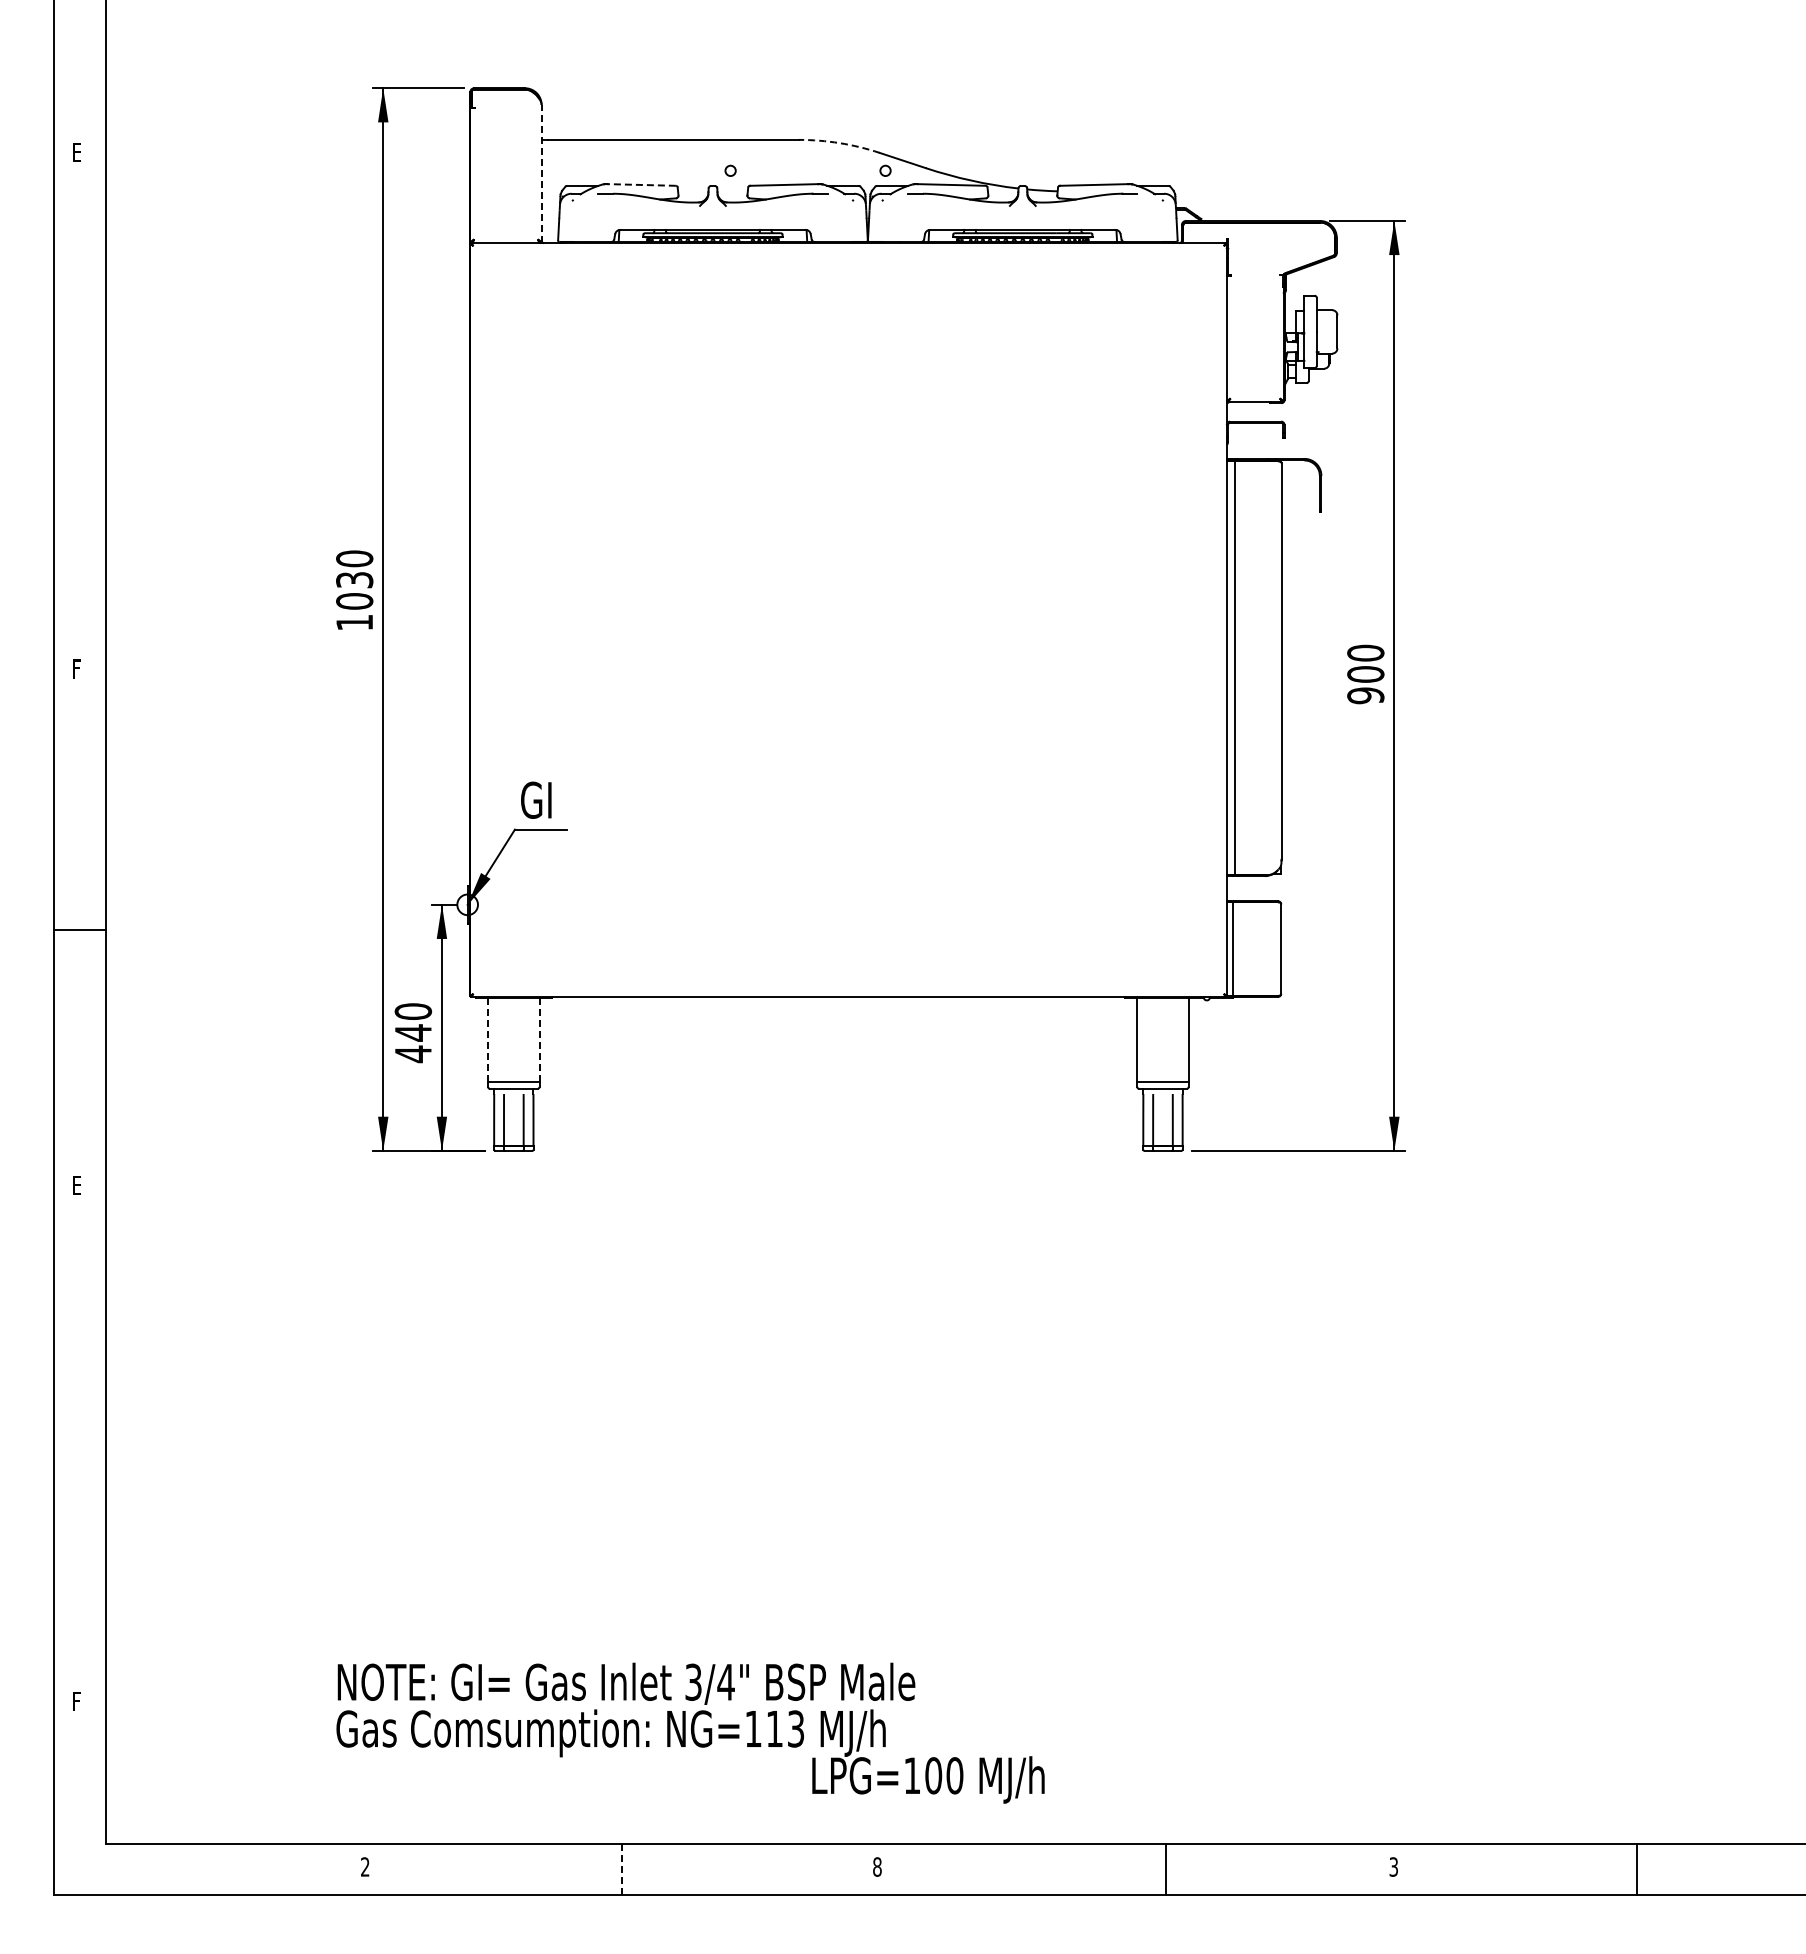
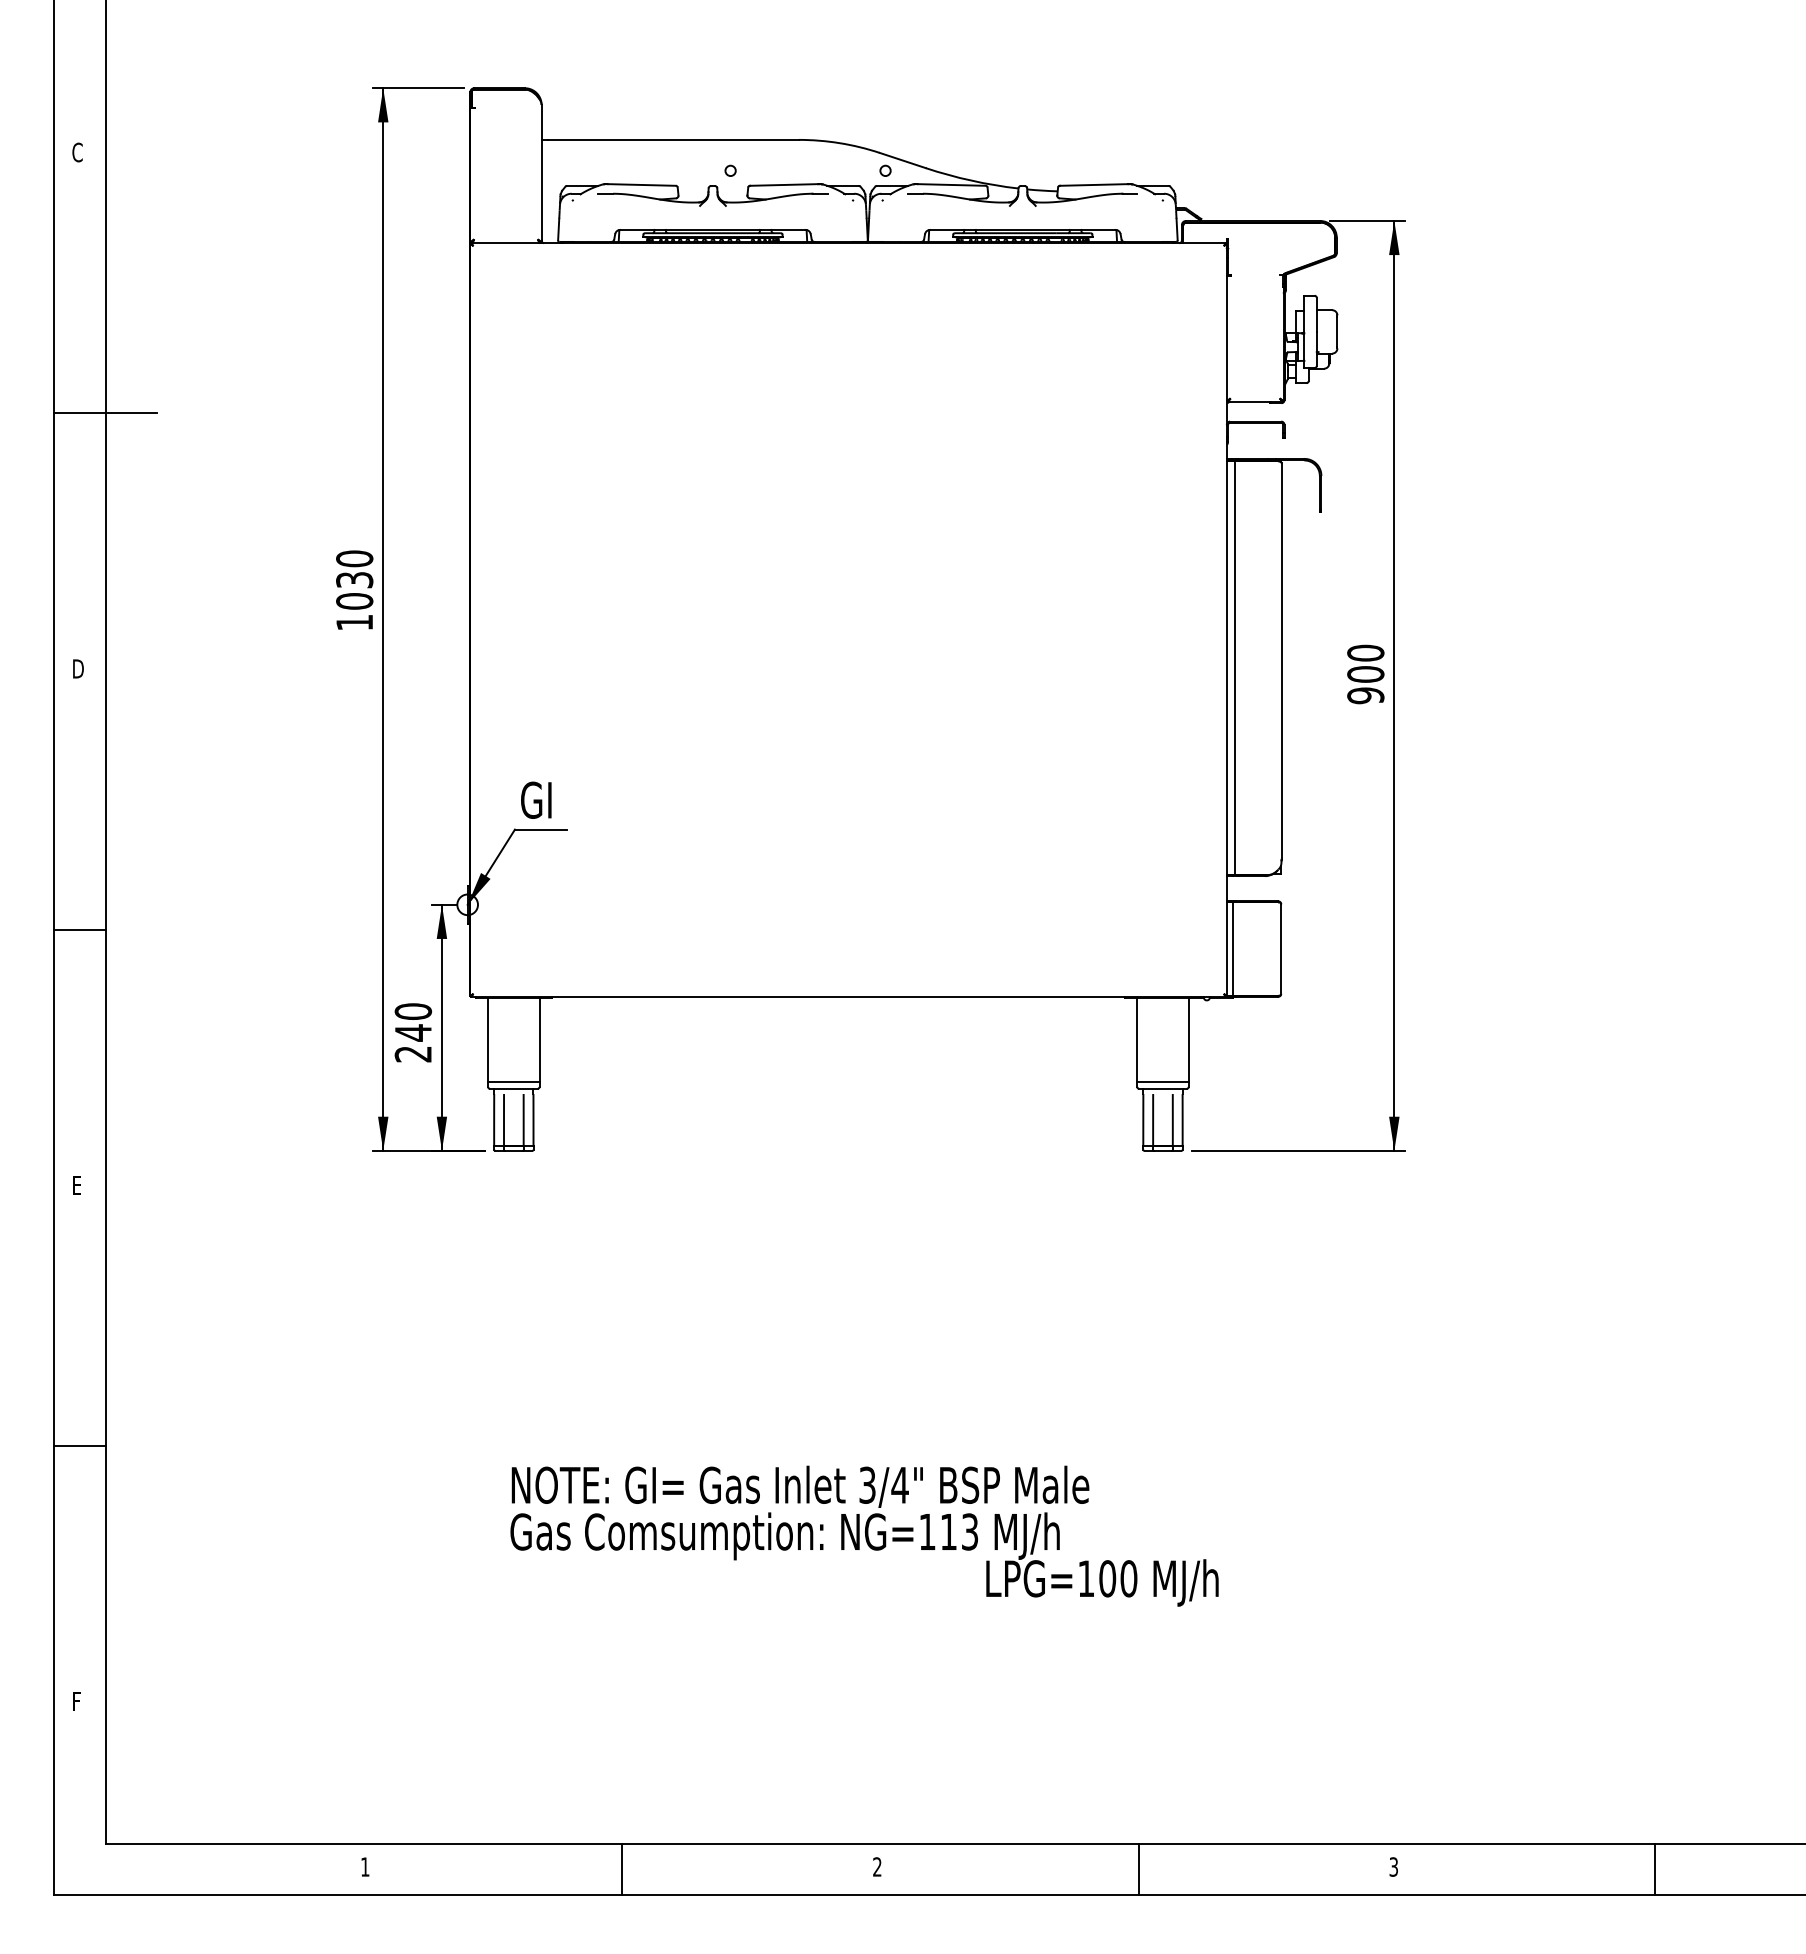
arc: dashed -> solid (839, 143)
text: E -> C (77, 152)
line: dashed -> solid (541, 173)
line: dashed -> solid (641, 184)
line: none -> present (105, 413)
text: F -> D (78, 668)
line: dashed -> solid (488, 1039)
line: dashed -> solid (539, 1039)
text: 440 -> 240 (412, 1054)
line: none -> present (79, 1446)
text position: (690, 1732) -> (864, 1535) (864, 1535)
text: 2 -> 1 (365, 1866)
text: 8 -> 2 (877, 1866)
line: dashed -> solid (622, 1869)
line position: (1165, 1869) -> (1138, 1869) (1138, 1869)
line position: (1637, 1869) -> (1655, 1869) (1655, 1869)
